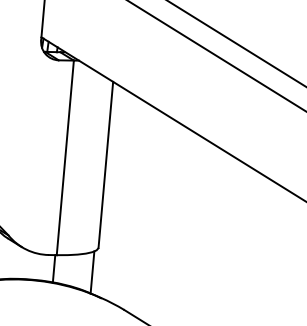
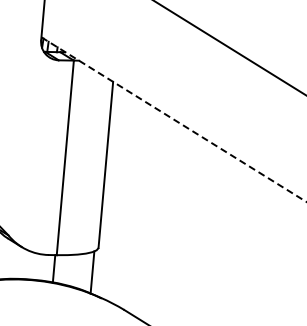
line position: (236, 43) -> (229, 47) (229, 47)
line: present -> none (216, 56)
line: solid -> dashed (174, 120)
